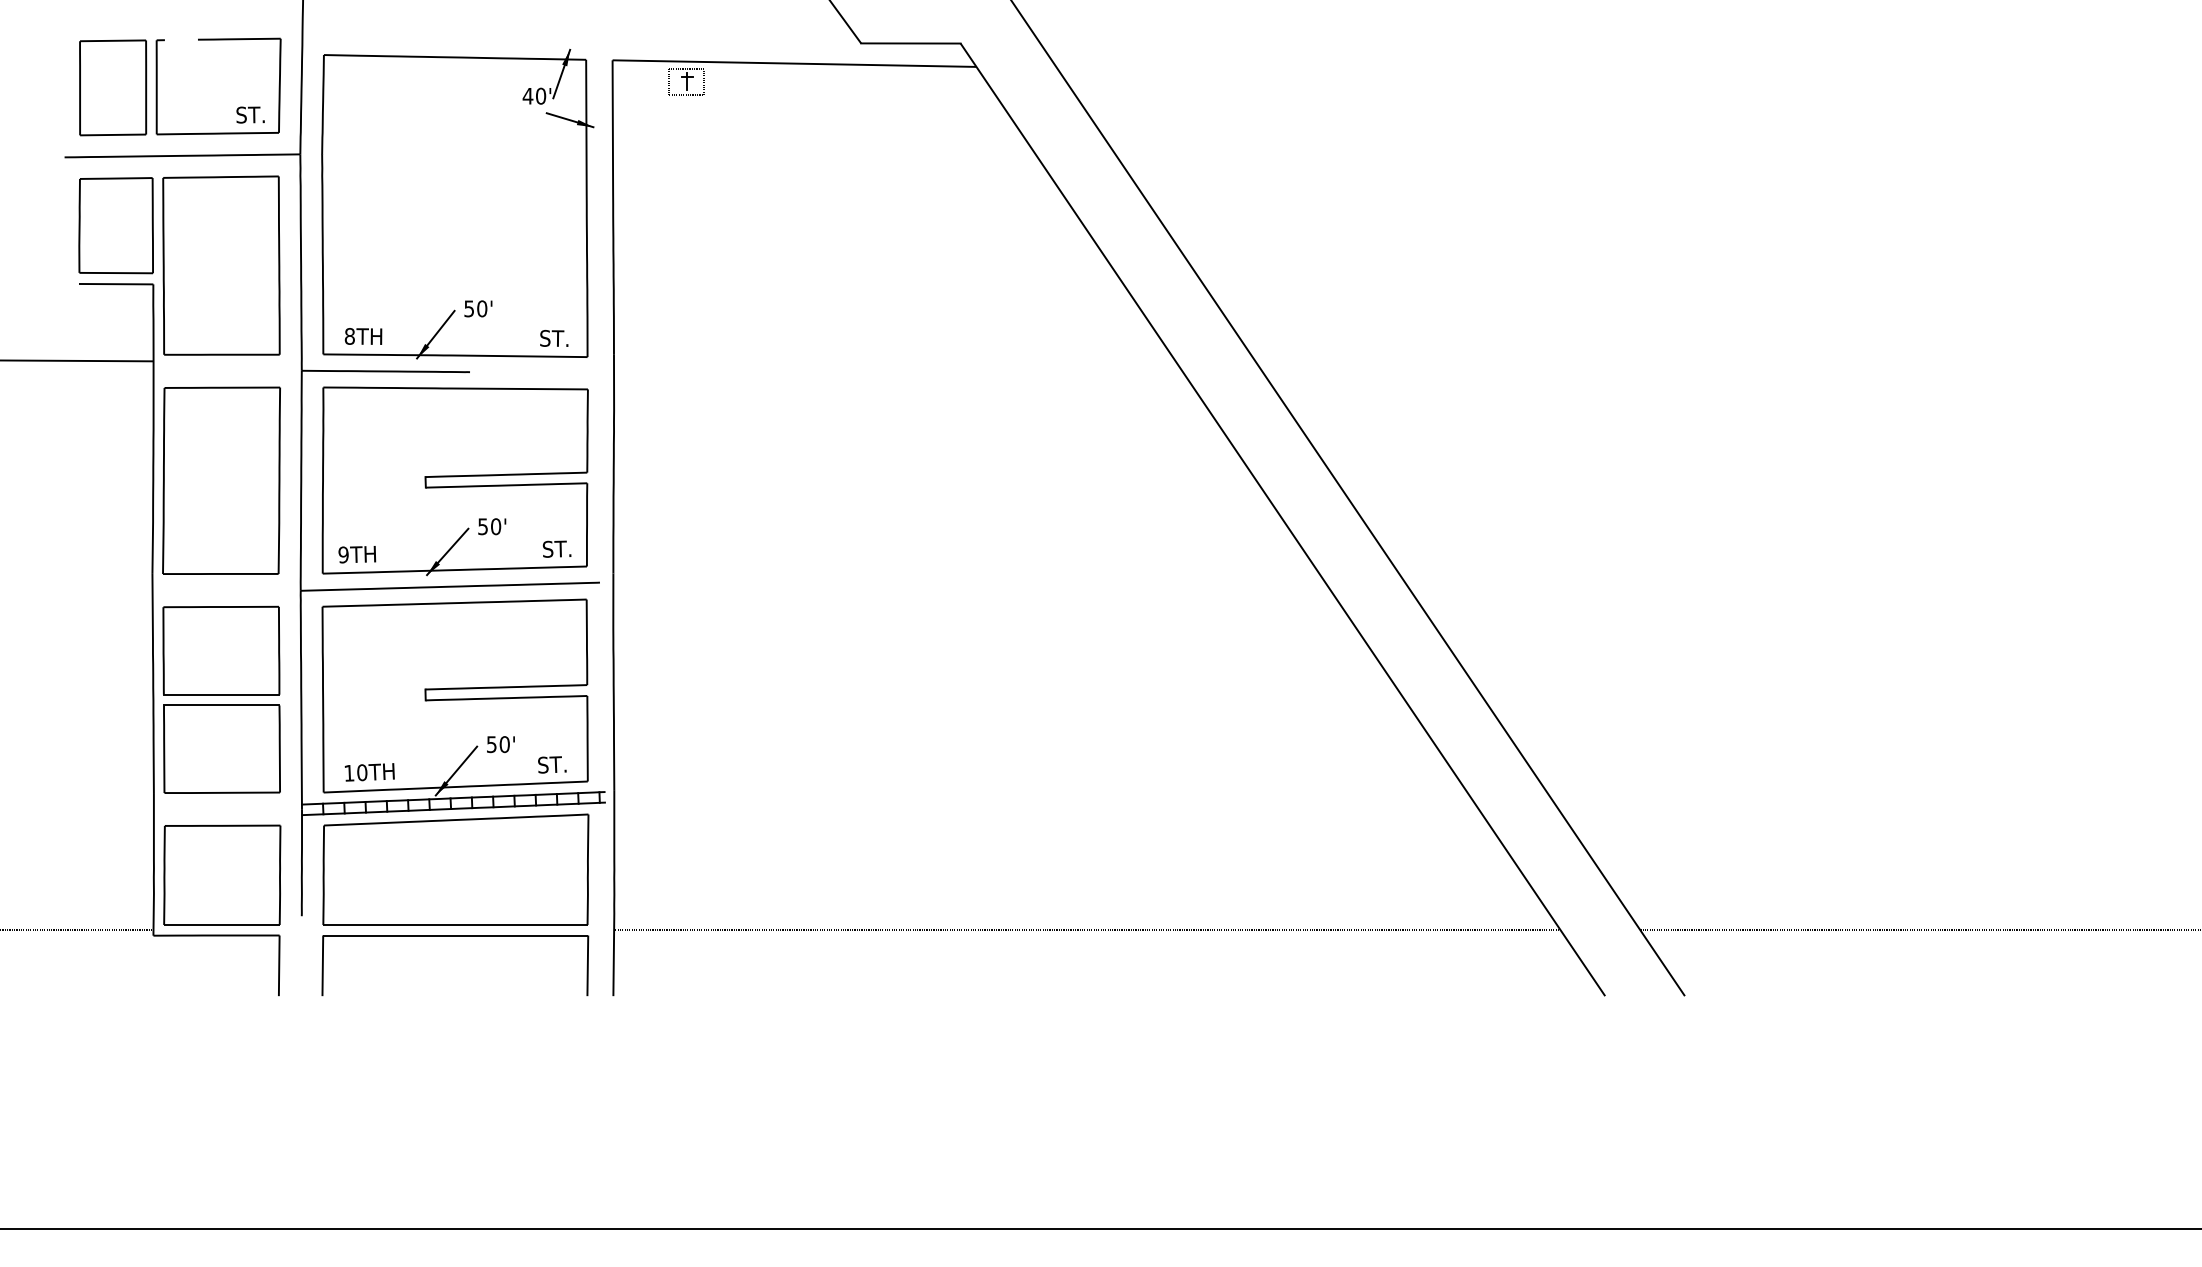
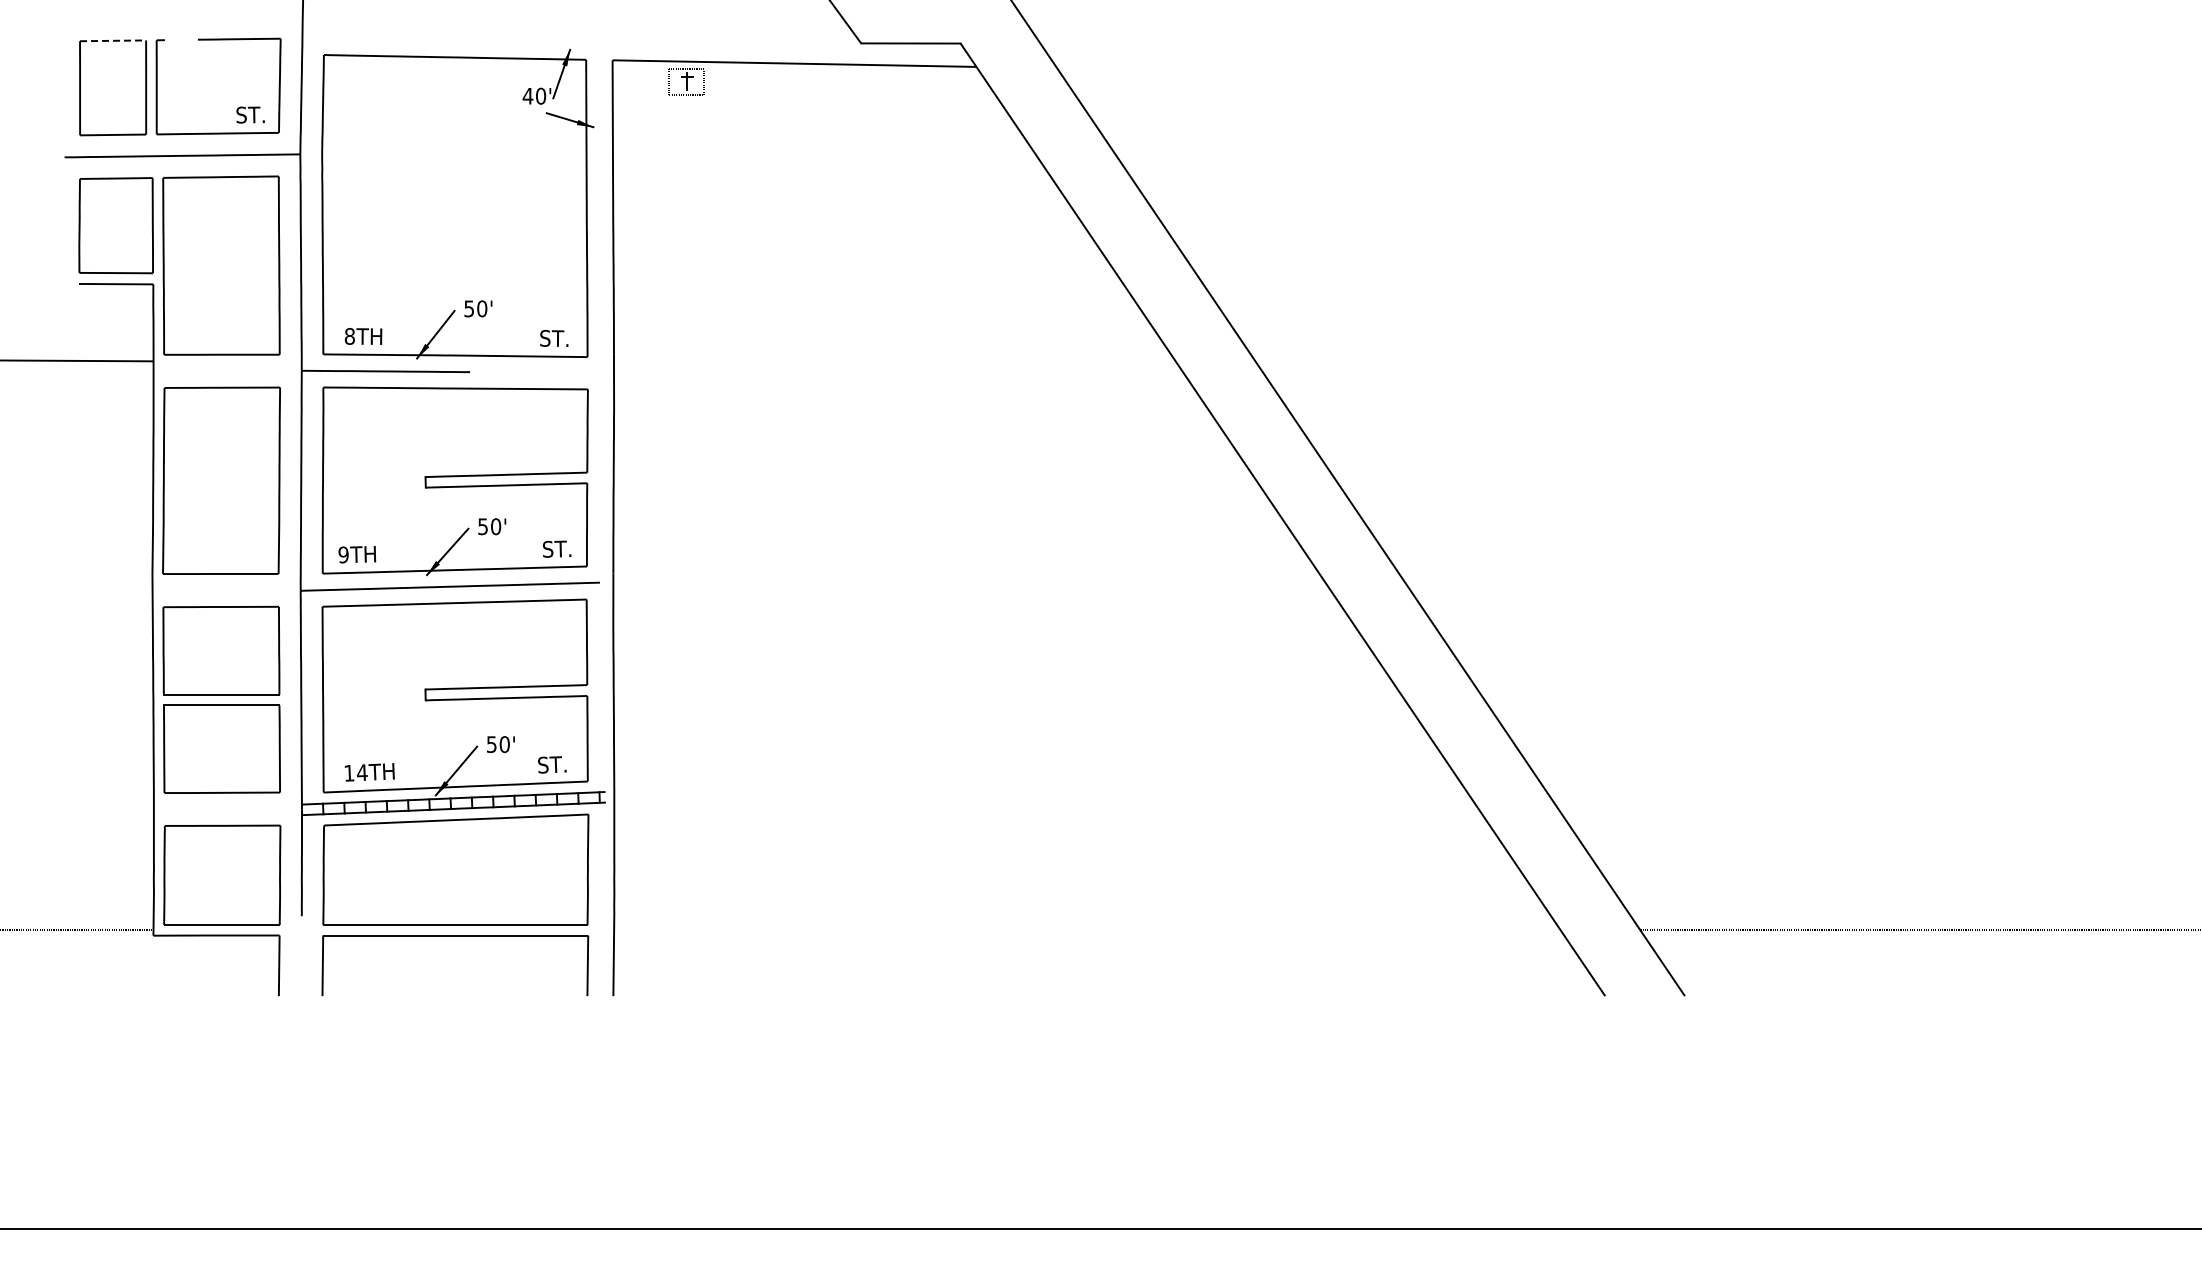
line: solid -> dashed (113, 40)
text: 10TH -> 14TH (362, 772)
line: present -> none (1087, 930)
